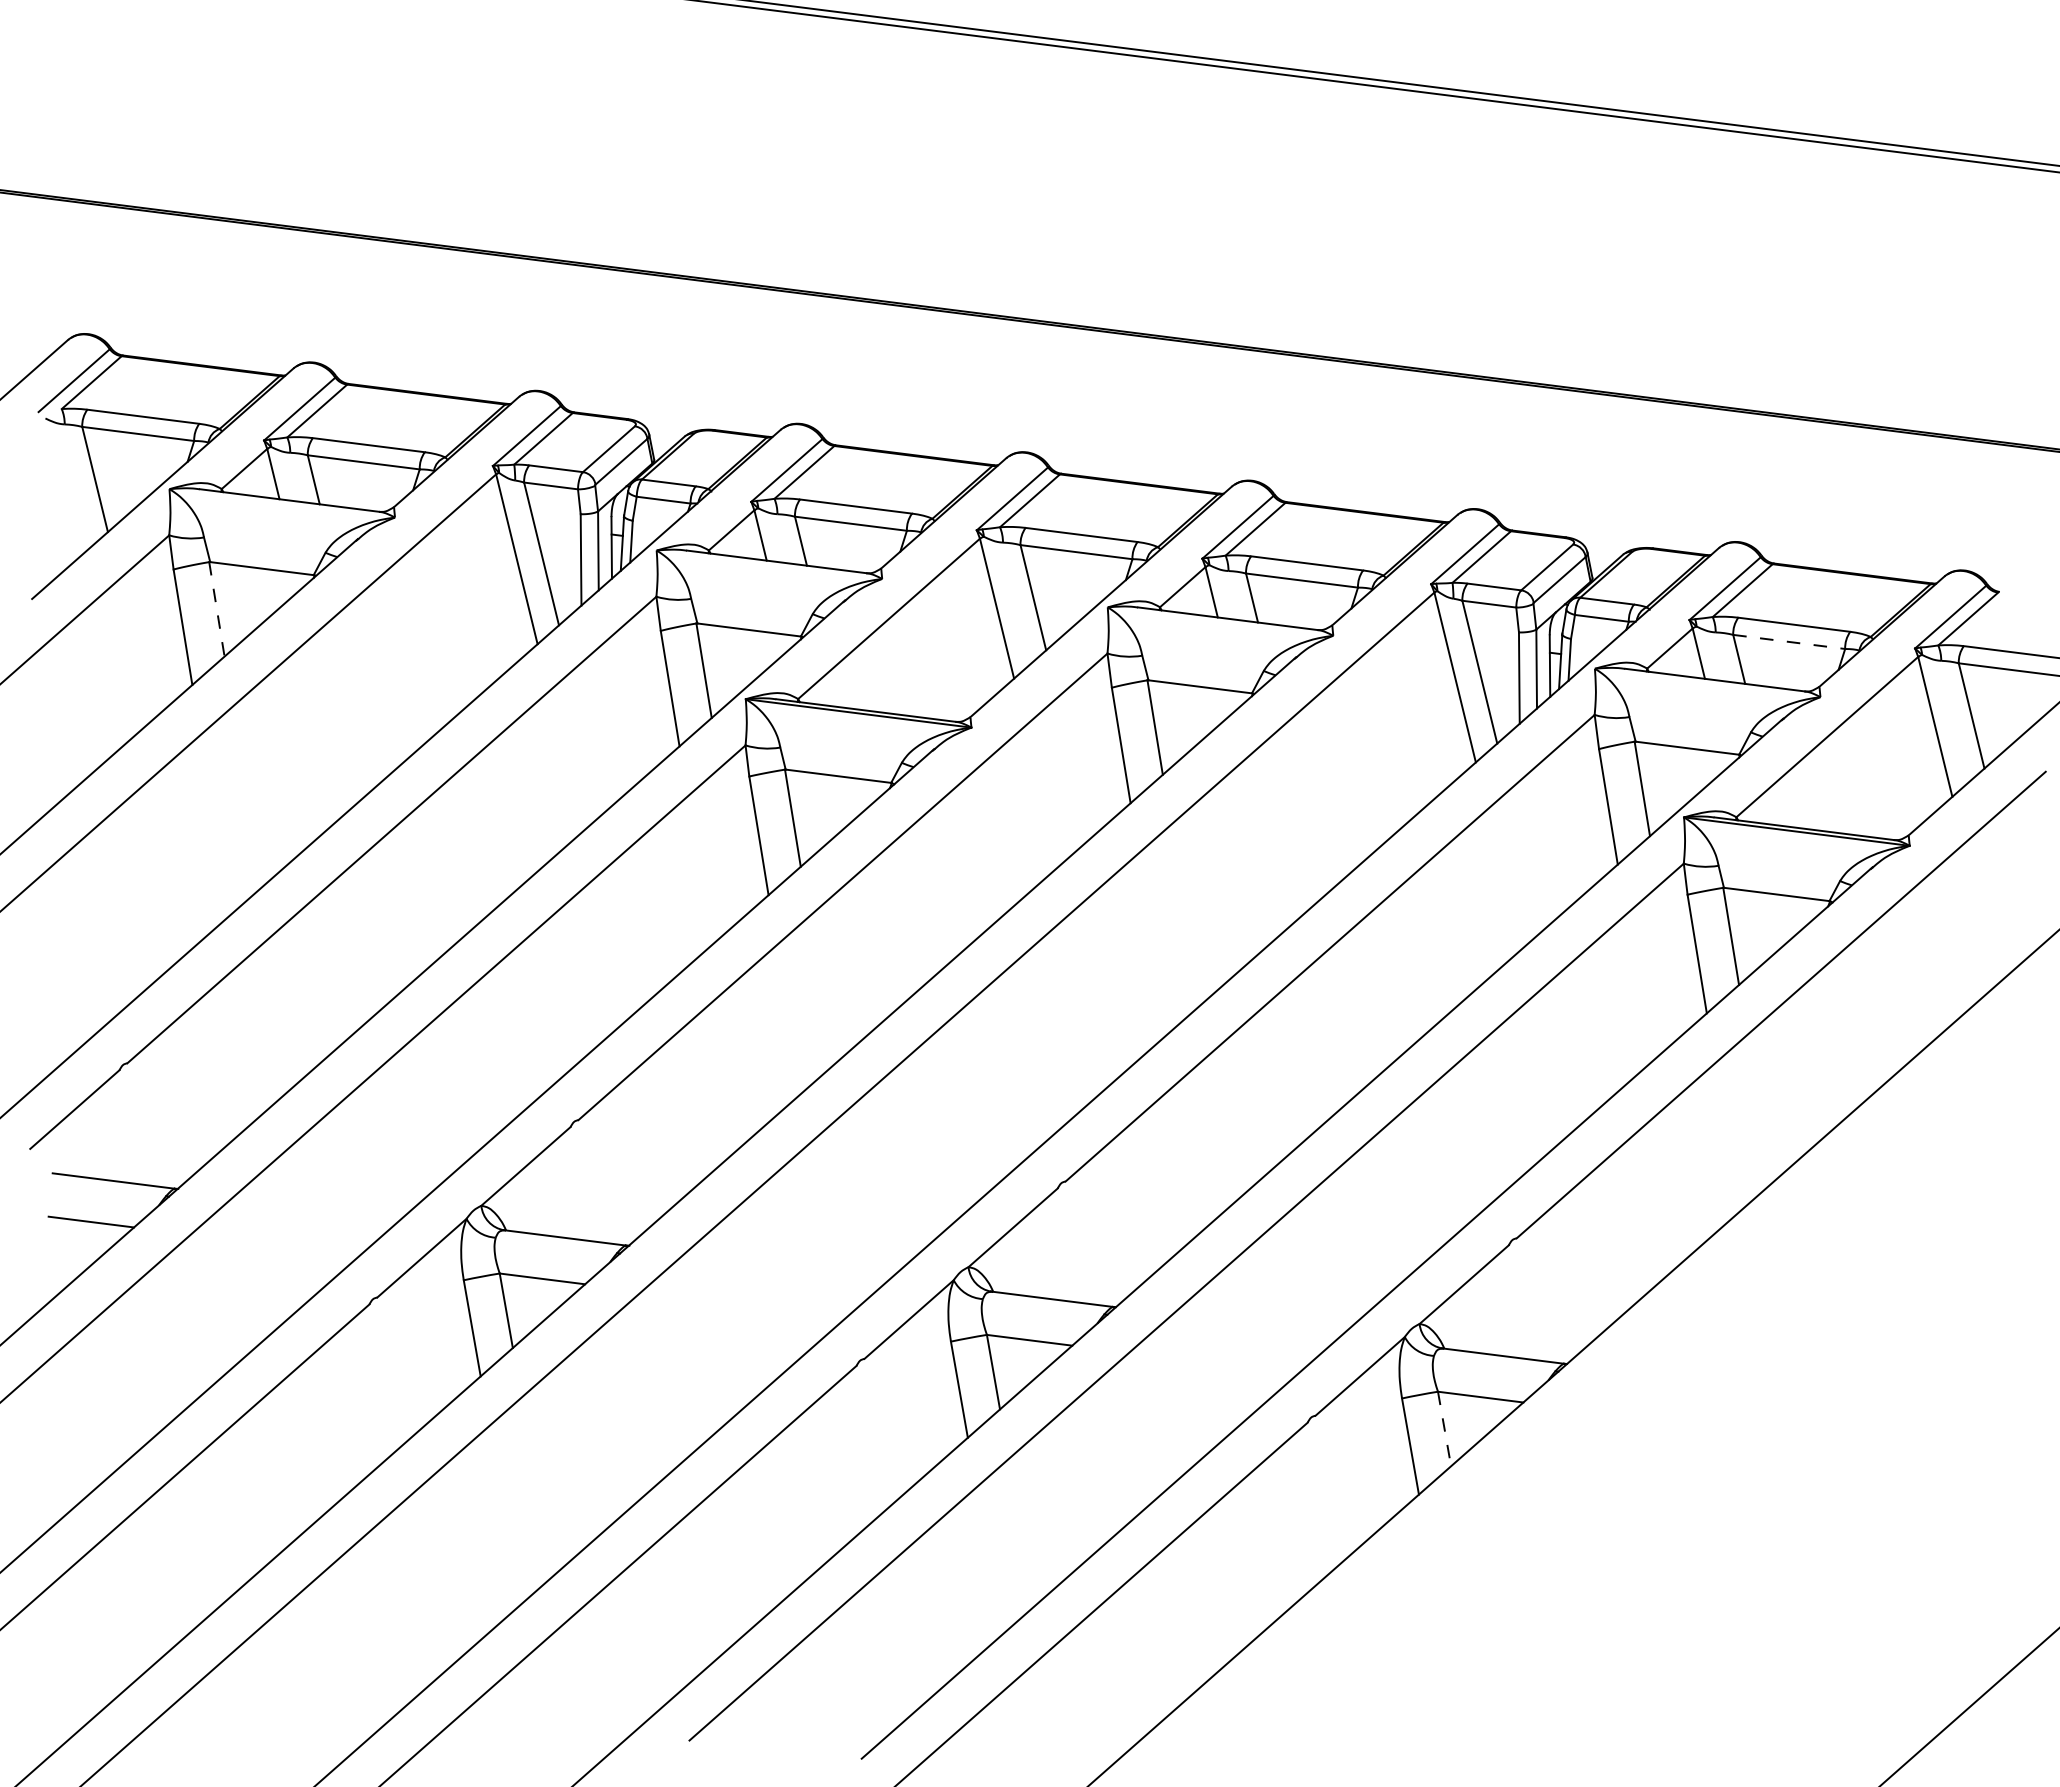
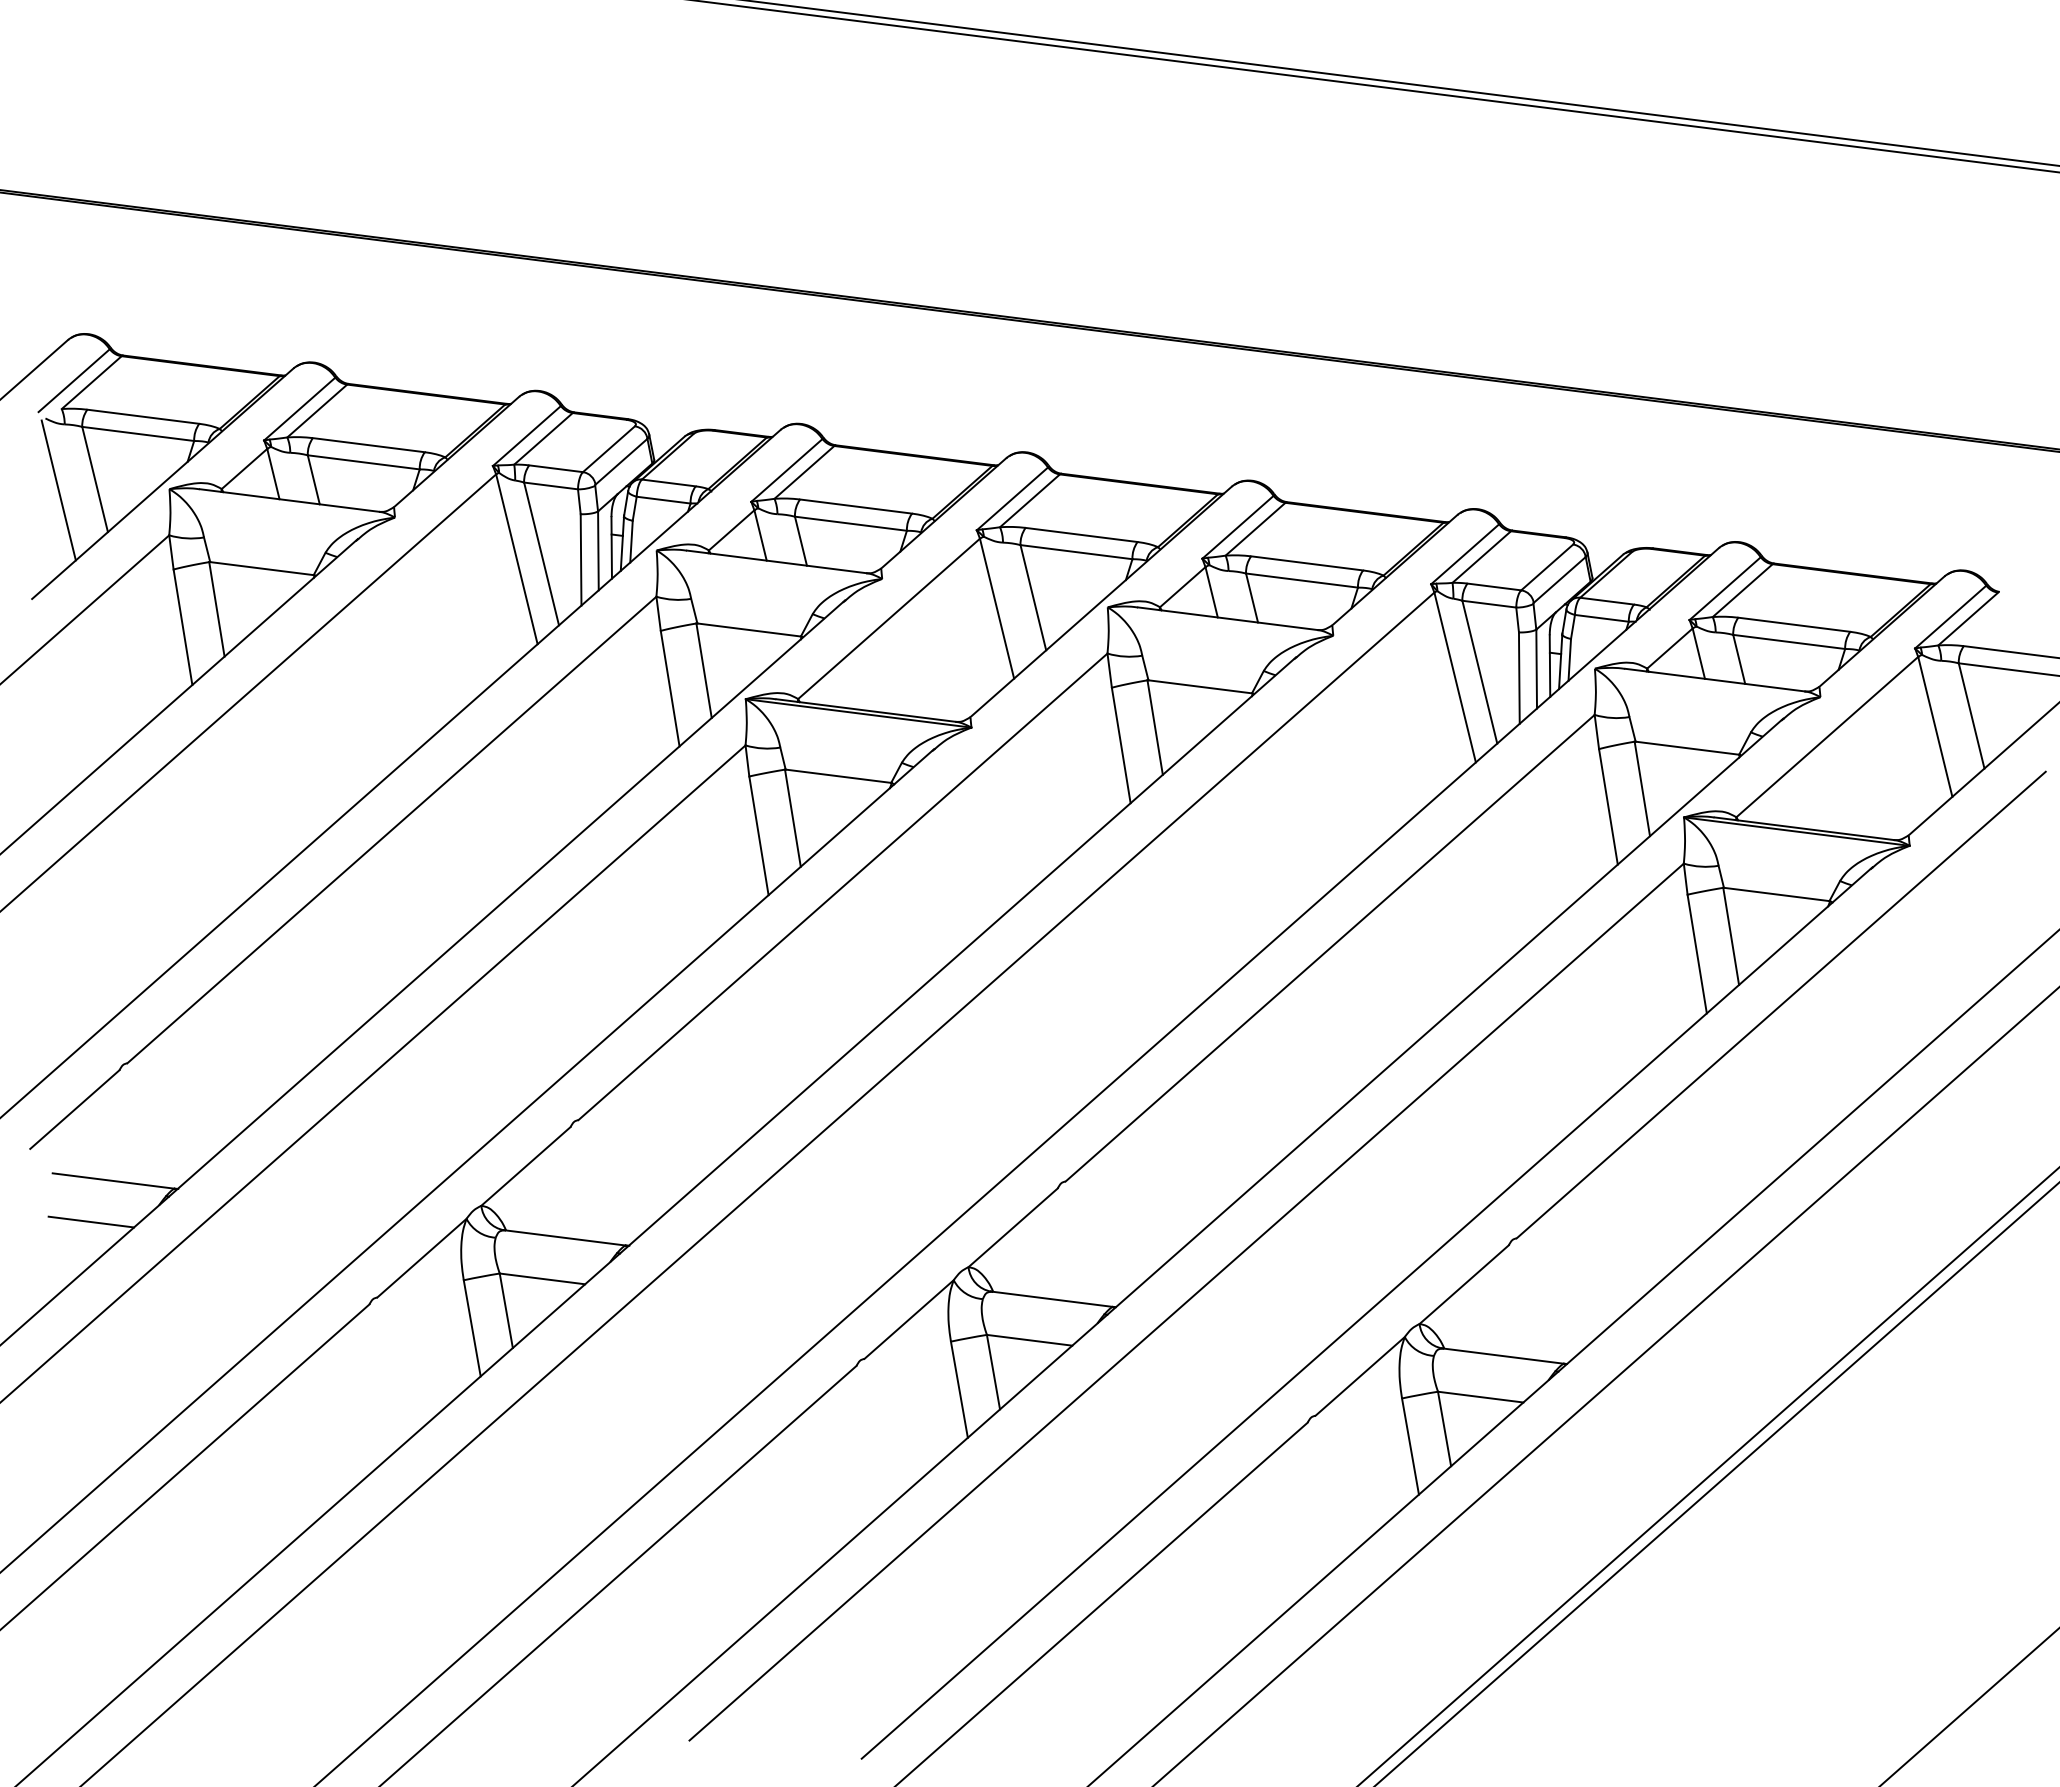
line: none -> present (58, 490)
line: dashed -> solid (216, 609)
line: dashed -> solid (1789, 642)
line: none -> present (1606, 1386)
line: dashed -> solid (1444, 1429)
line: none -> present (1708, 1476)
line: none -> present (1716, 1483)
